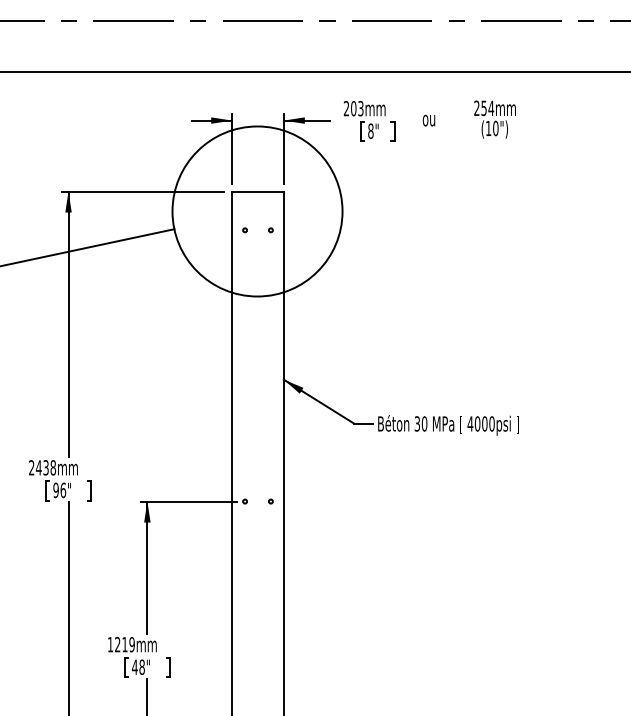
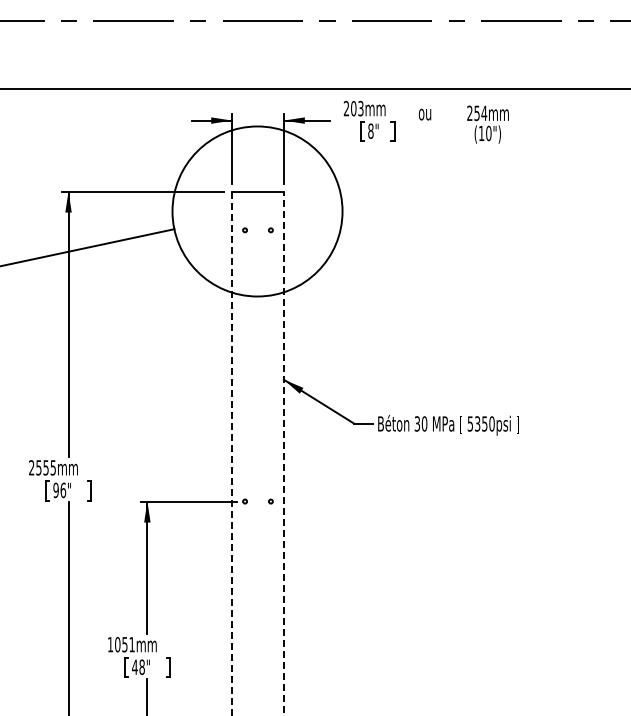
line position: (314, 72) -> (314, 89) (314, 89)
text position: (494, 119) -> (487, 124) (487, 124)
text position: (428, 120) -> (424, 114) (424, 114)
text: 4000psi -> 5350psi (477, 423)
line: solid -> dashed (232, 453)
line: solid -> dashed (283, 453)
text: 2438mm -> 2555mm (46, 467)
text: 1219mm -> 1051mm (124, 644)
